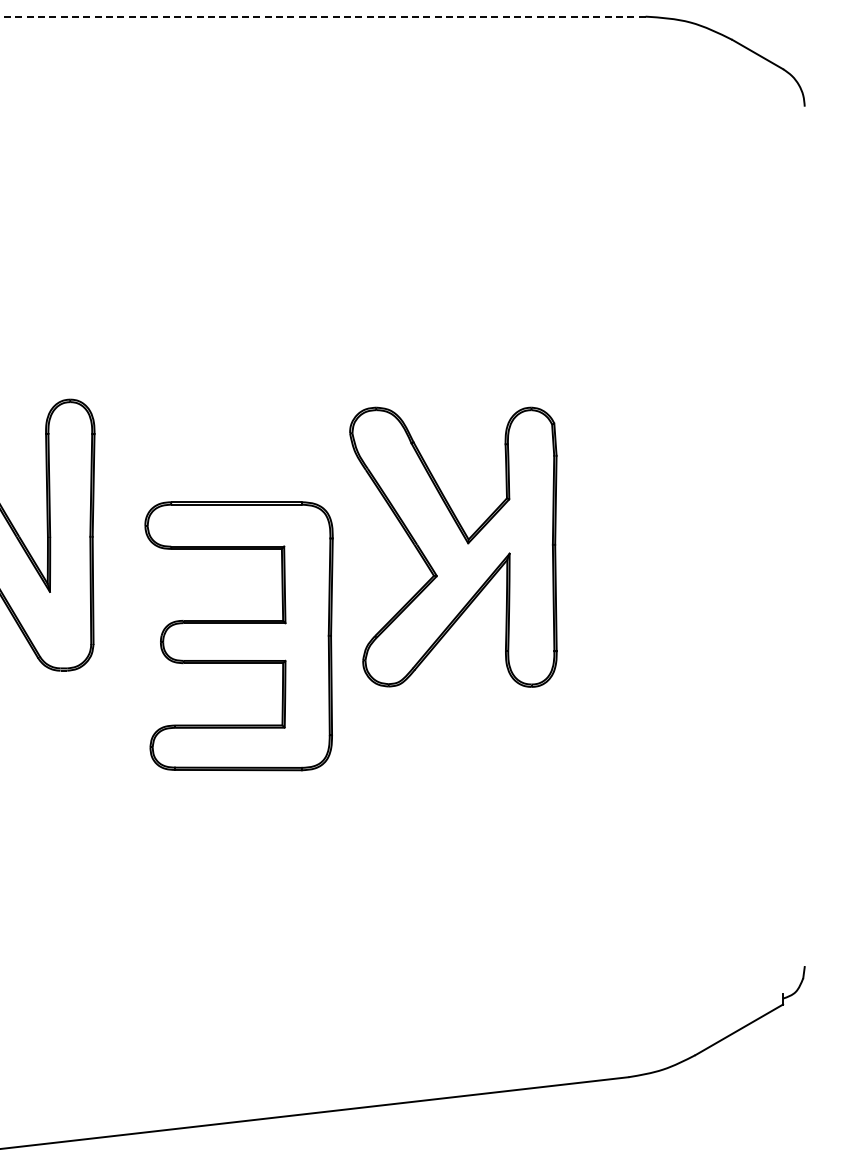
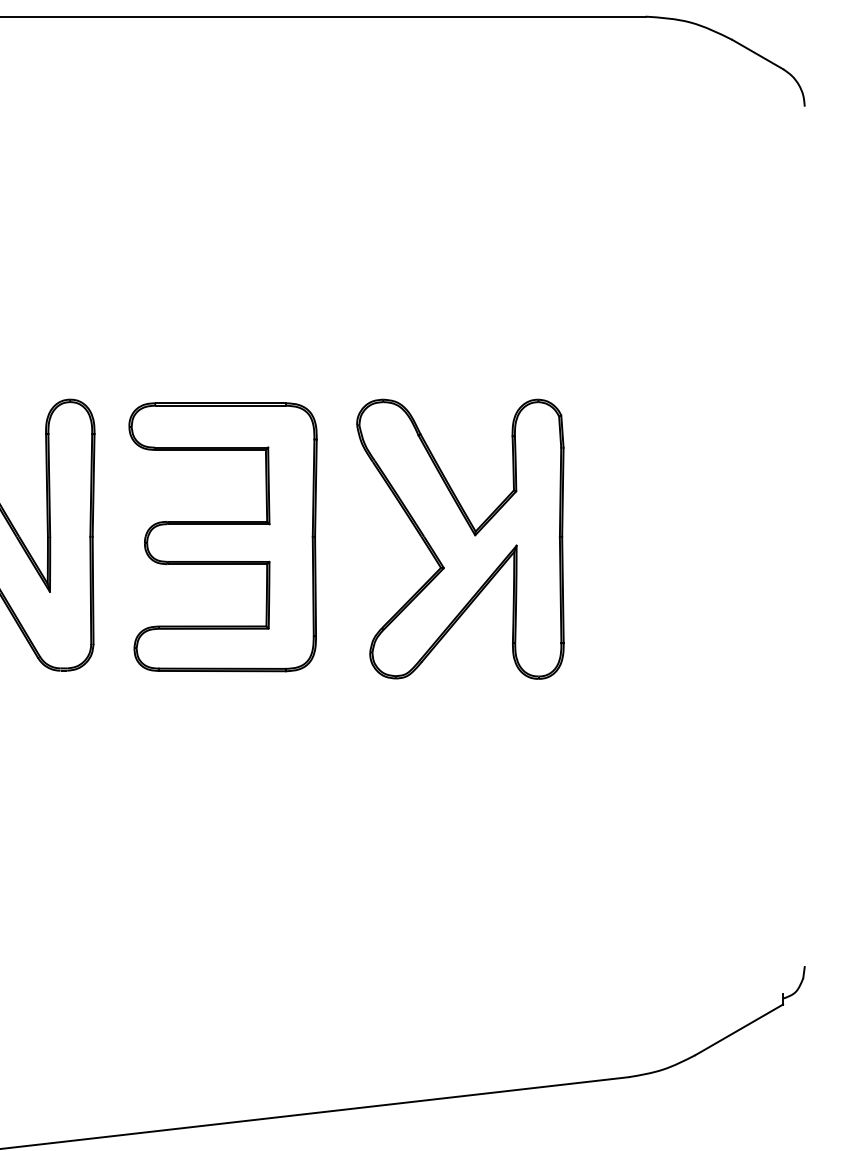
line: dashed -> solid (322, 16)
part position: (453, 546) -> (460, 538) (460, 538)
part position: (238, 636) -> (222, 537) (222, 537)
